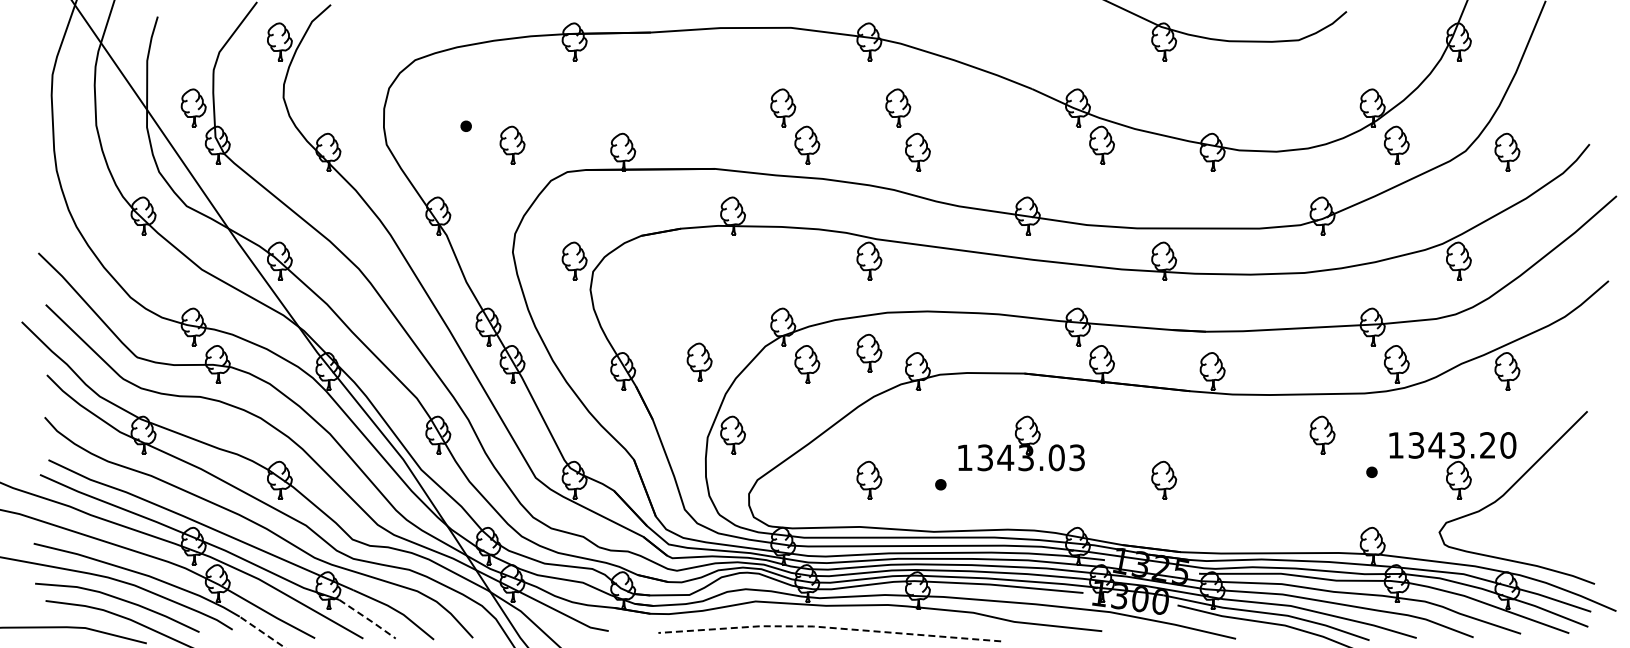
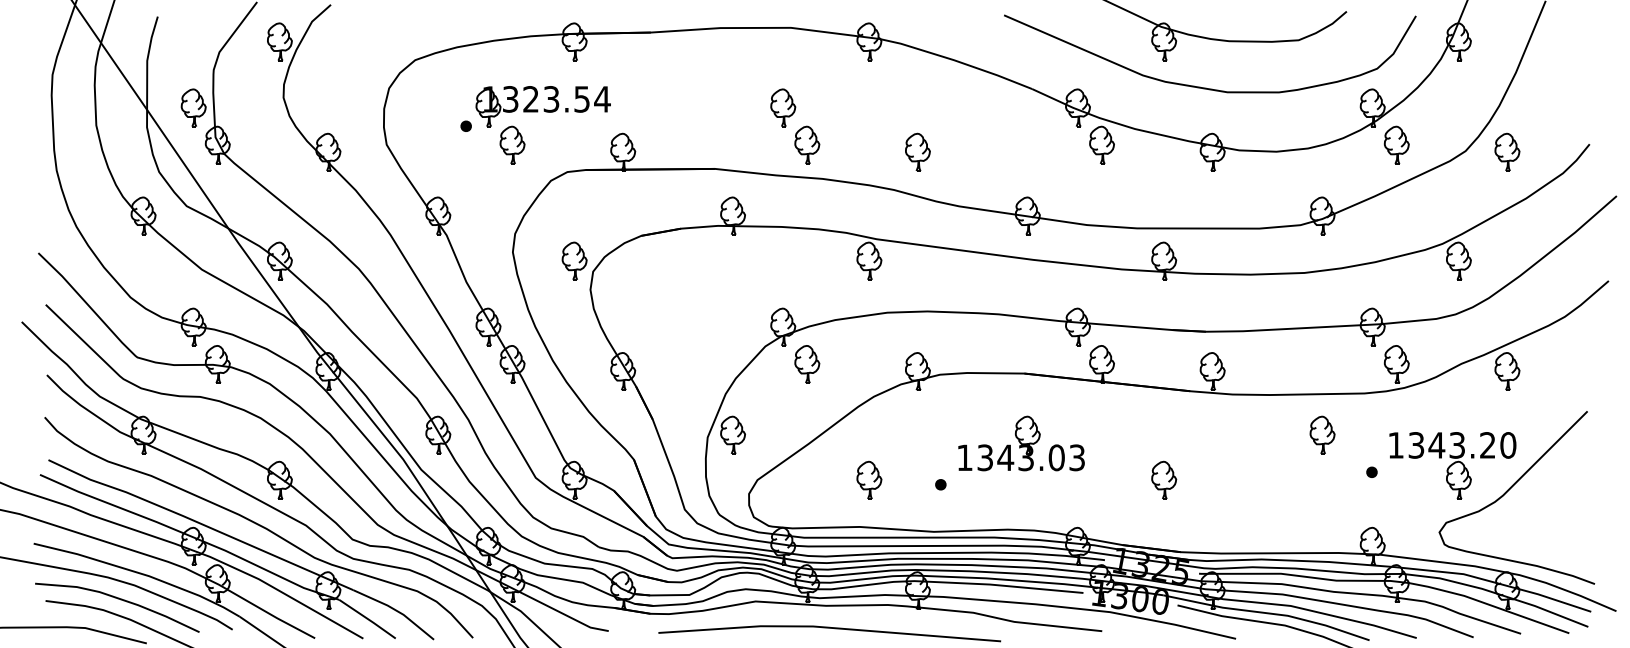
curve: none -> present (1206, 87)
part: none -> present (542, 106)
part: present -> none (898, 107)
part: present -> none (869, 352)
part: present -> none (699, 361)
line: dashed -> solid (368, 619)
line: dashed -> solid (828, 627)
line: dashed -> solid (261, 631)
